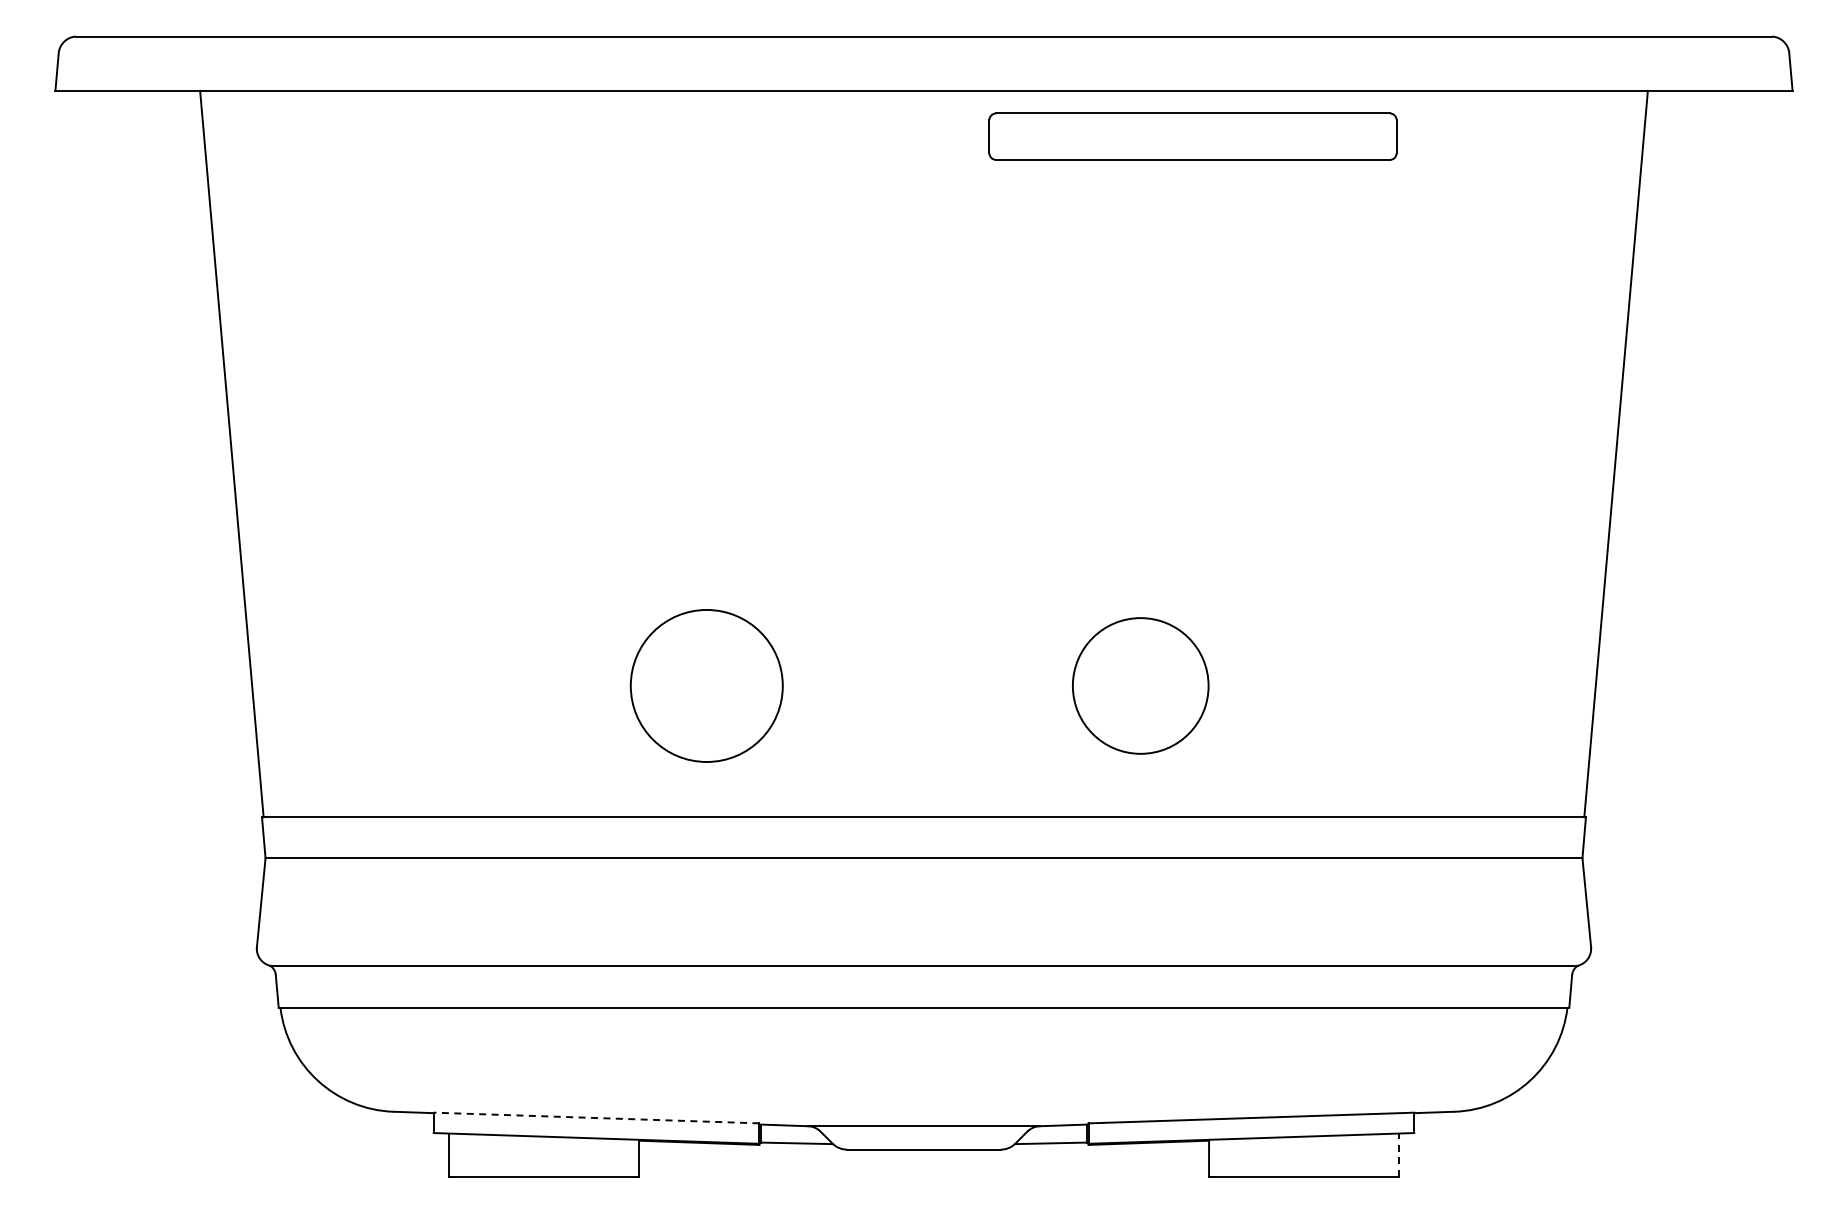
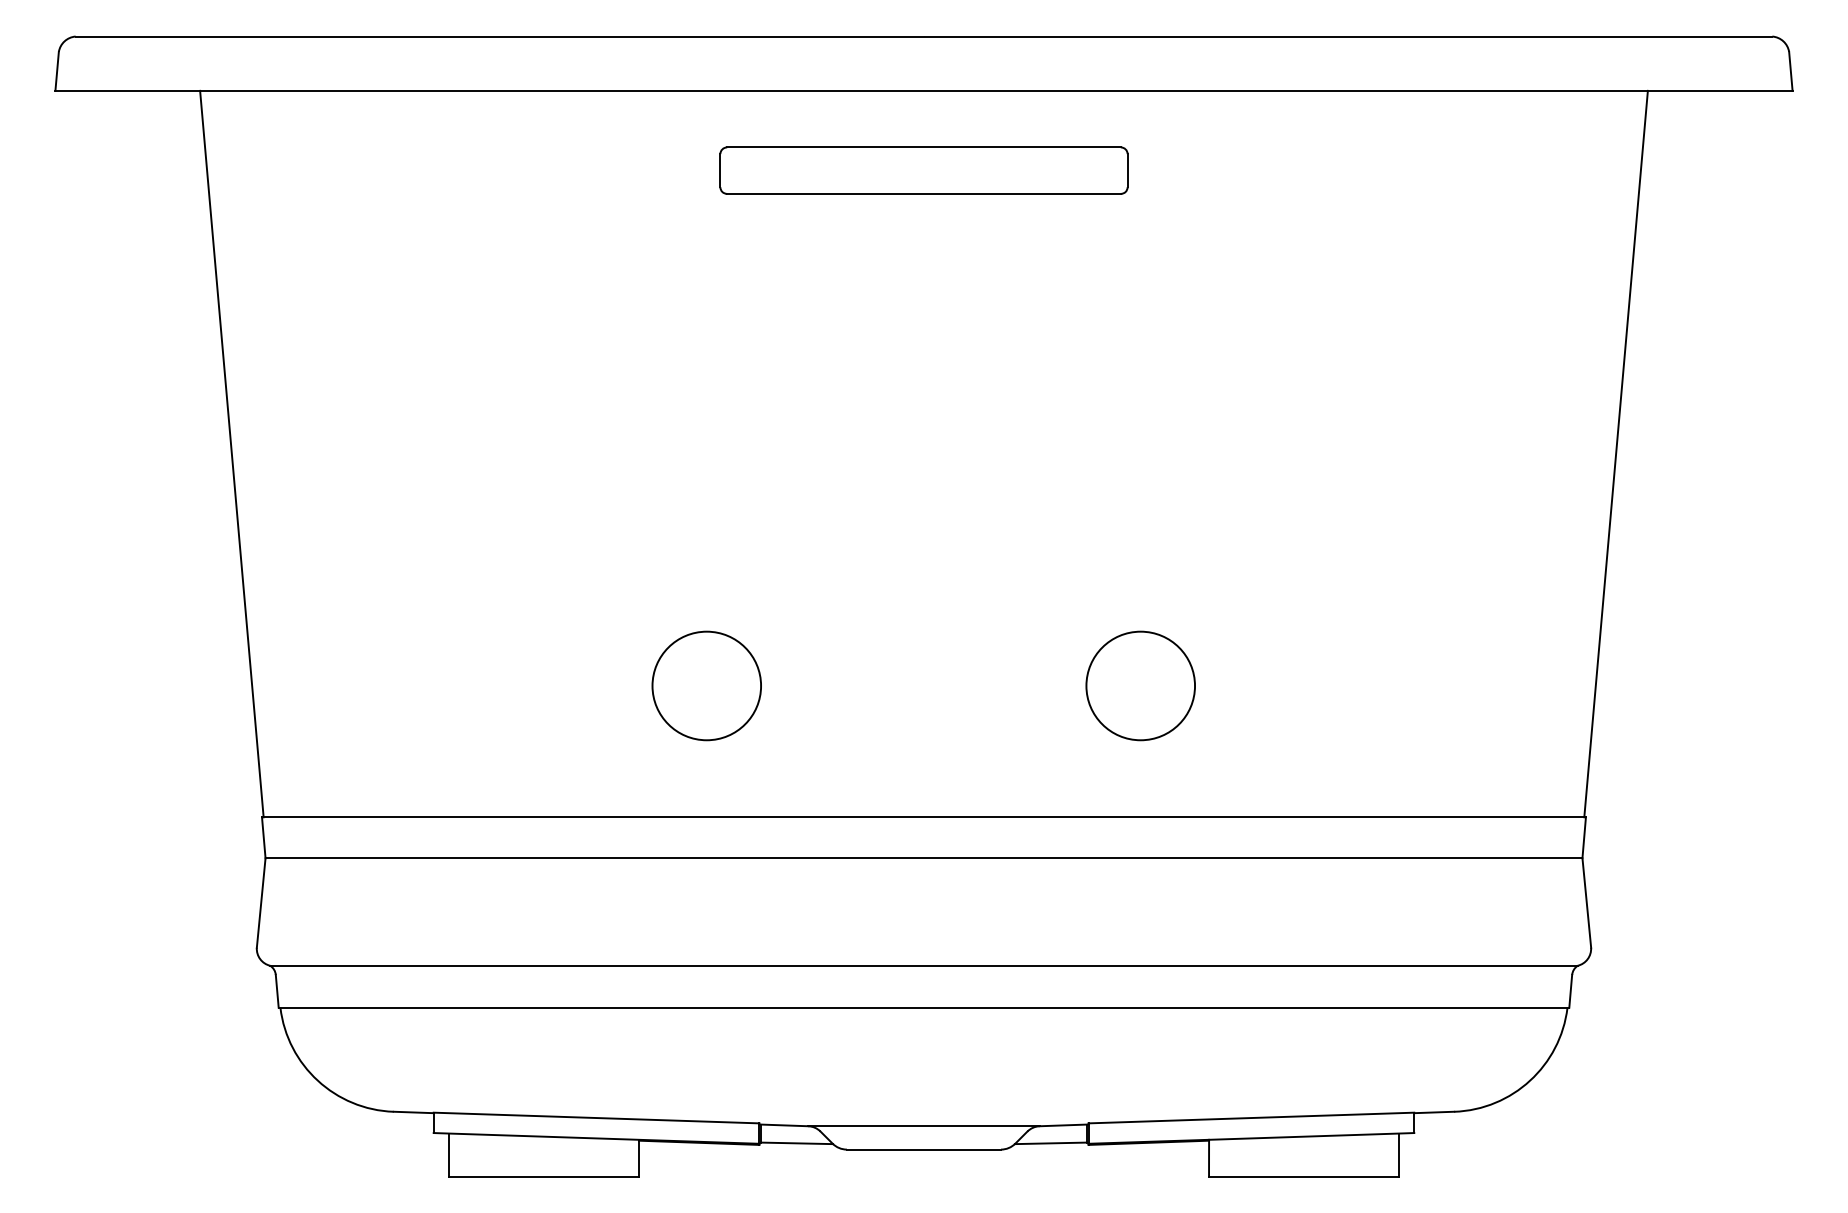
part position: (1192, 136) -> (923, 170) (923, 170)
circle diameter: 152 px -> 109 px (706, 685)
circle diameter: 136 px -> 109 px (1140, 685)
line: dashed -> solid (596, 1118)
line: dashed -> solid (1399, 1155)
